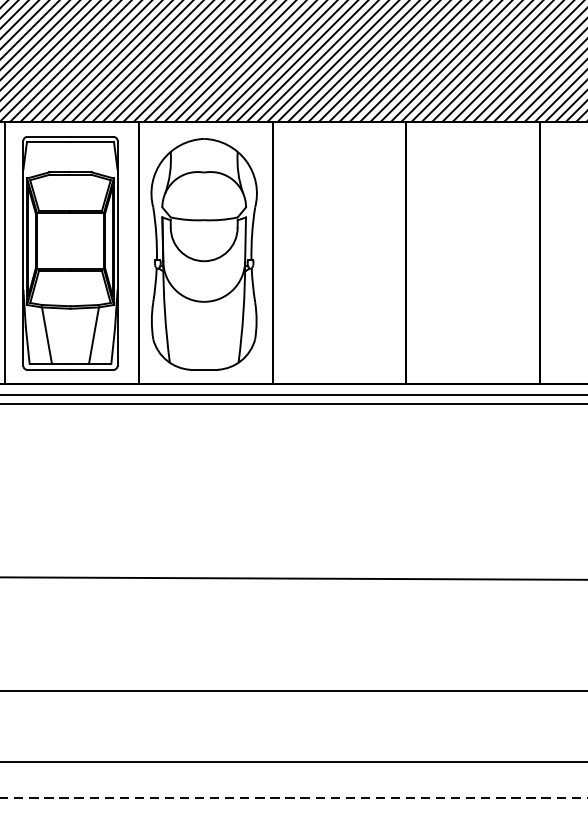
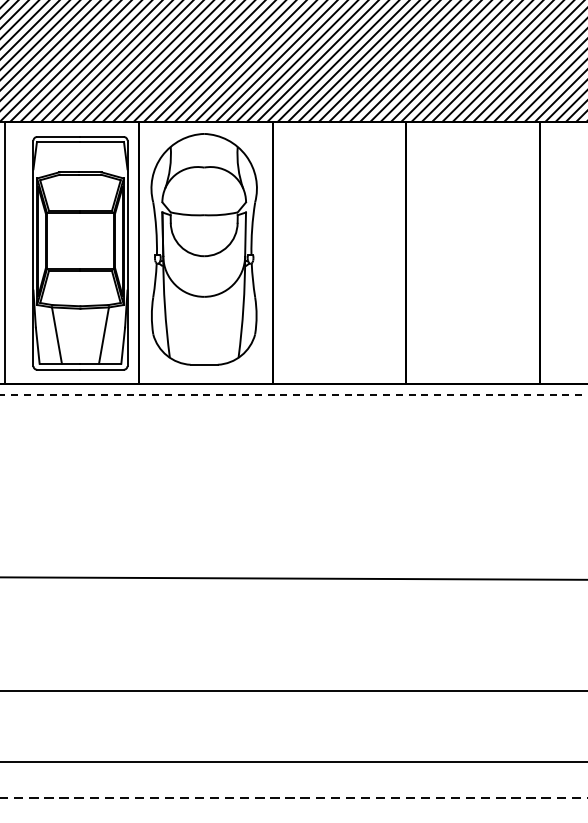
part position: (70, 253) -> (80, 253) (80, 253)
part position: (203, 254) -> (203, 249) (203, 249)
line: solid -> dashed (294, 395)
line: present -> none (293, 404)
